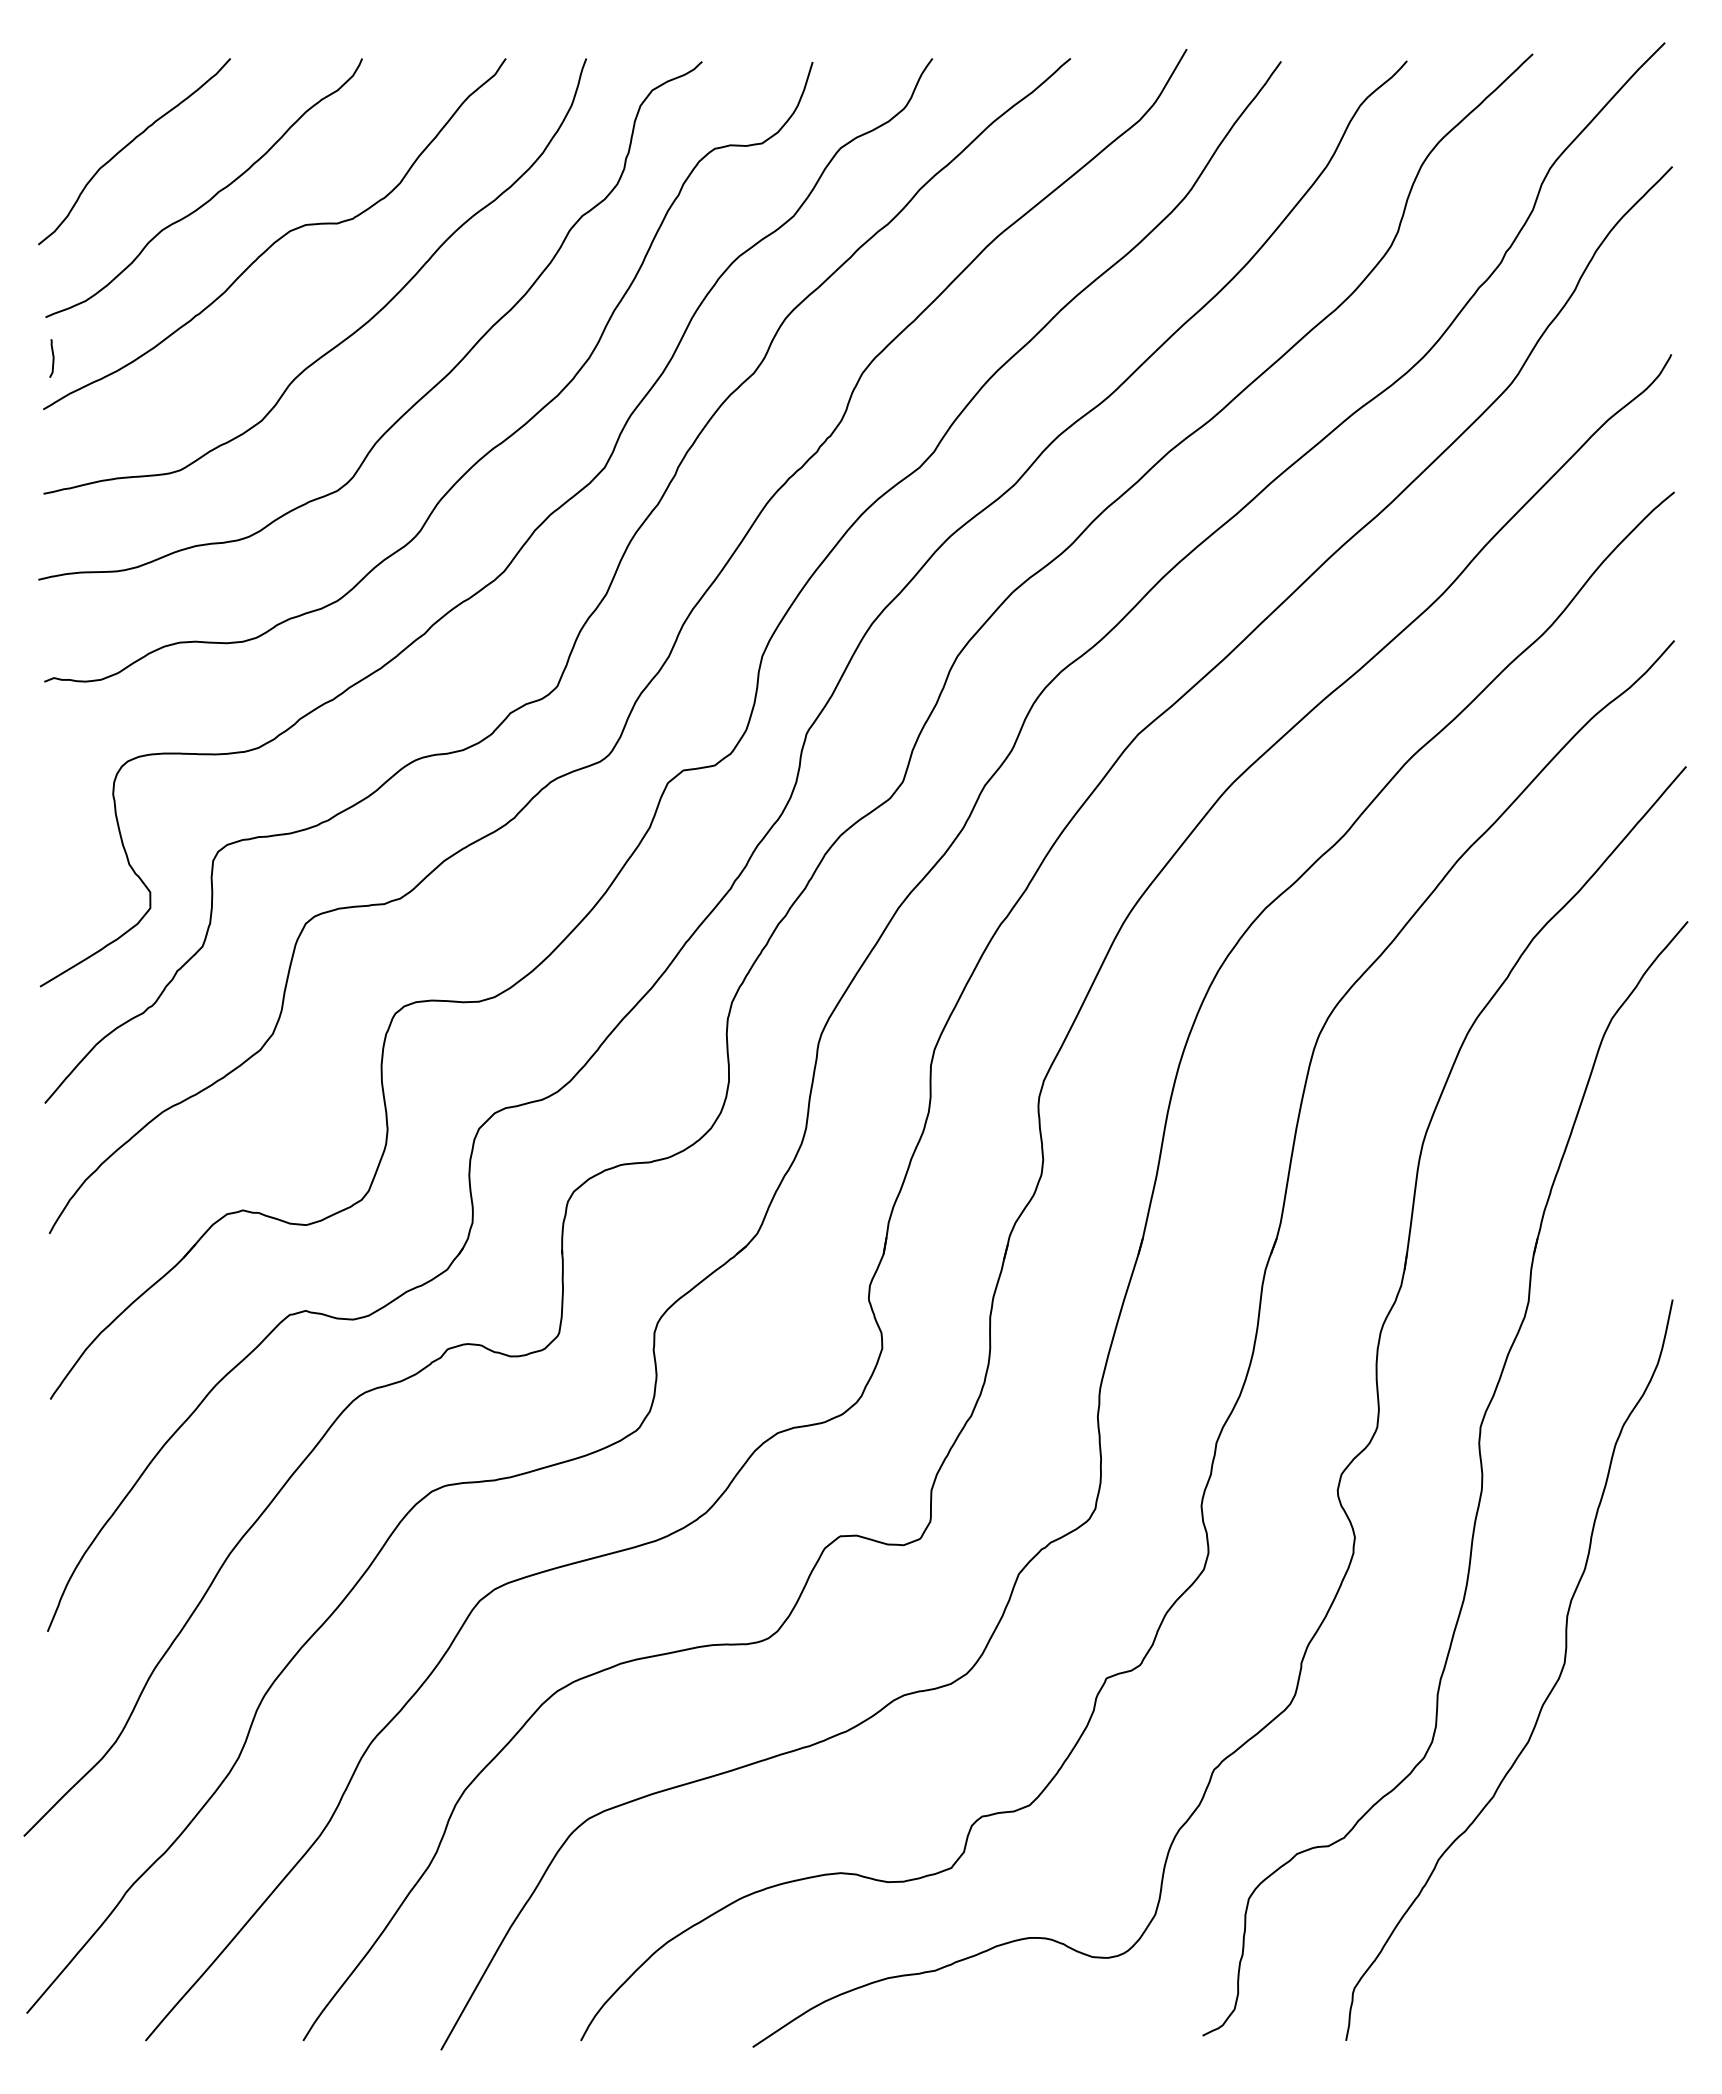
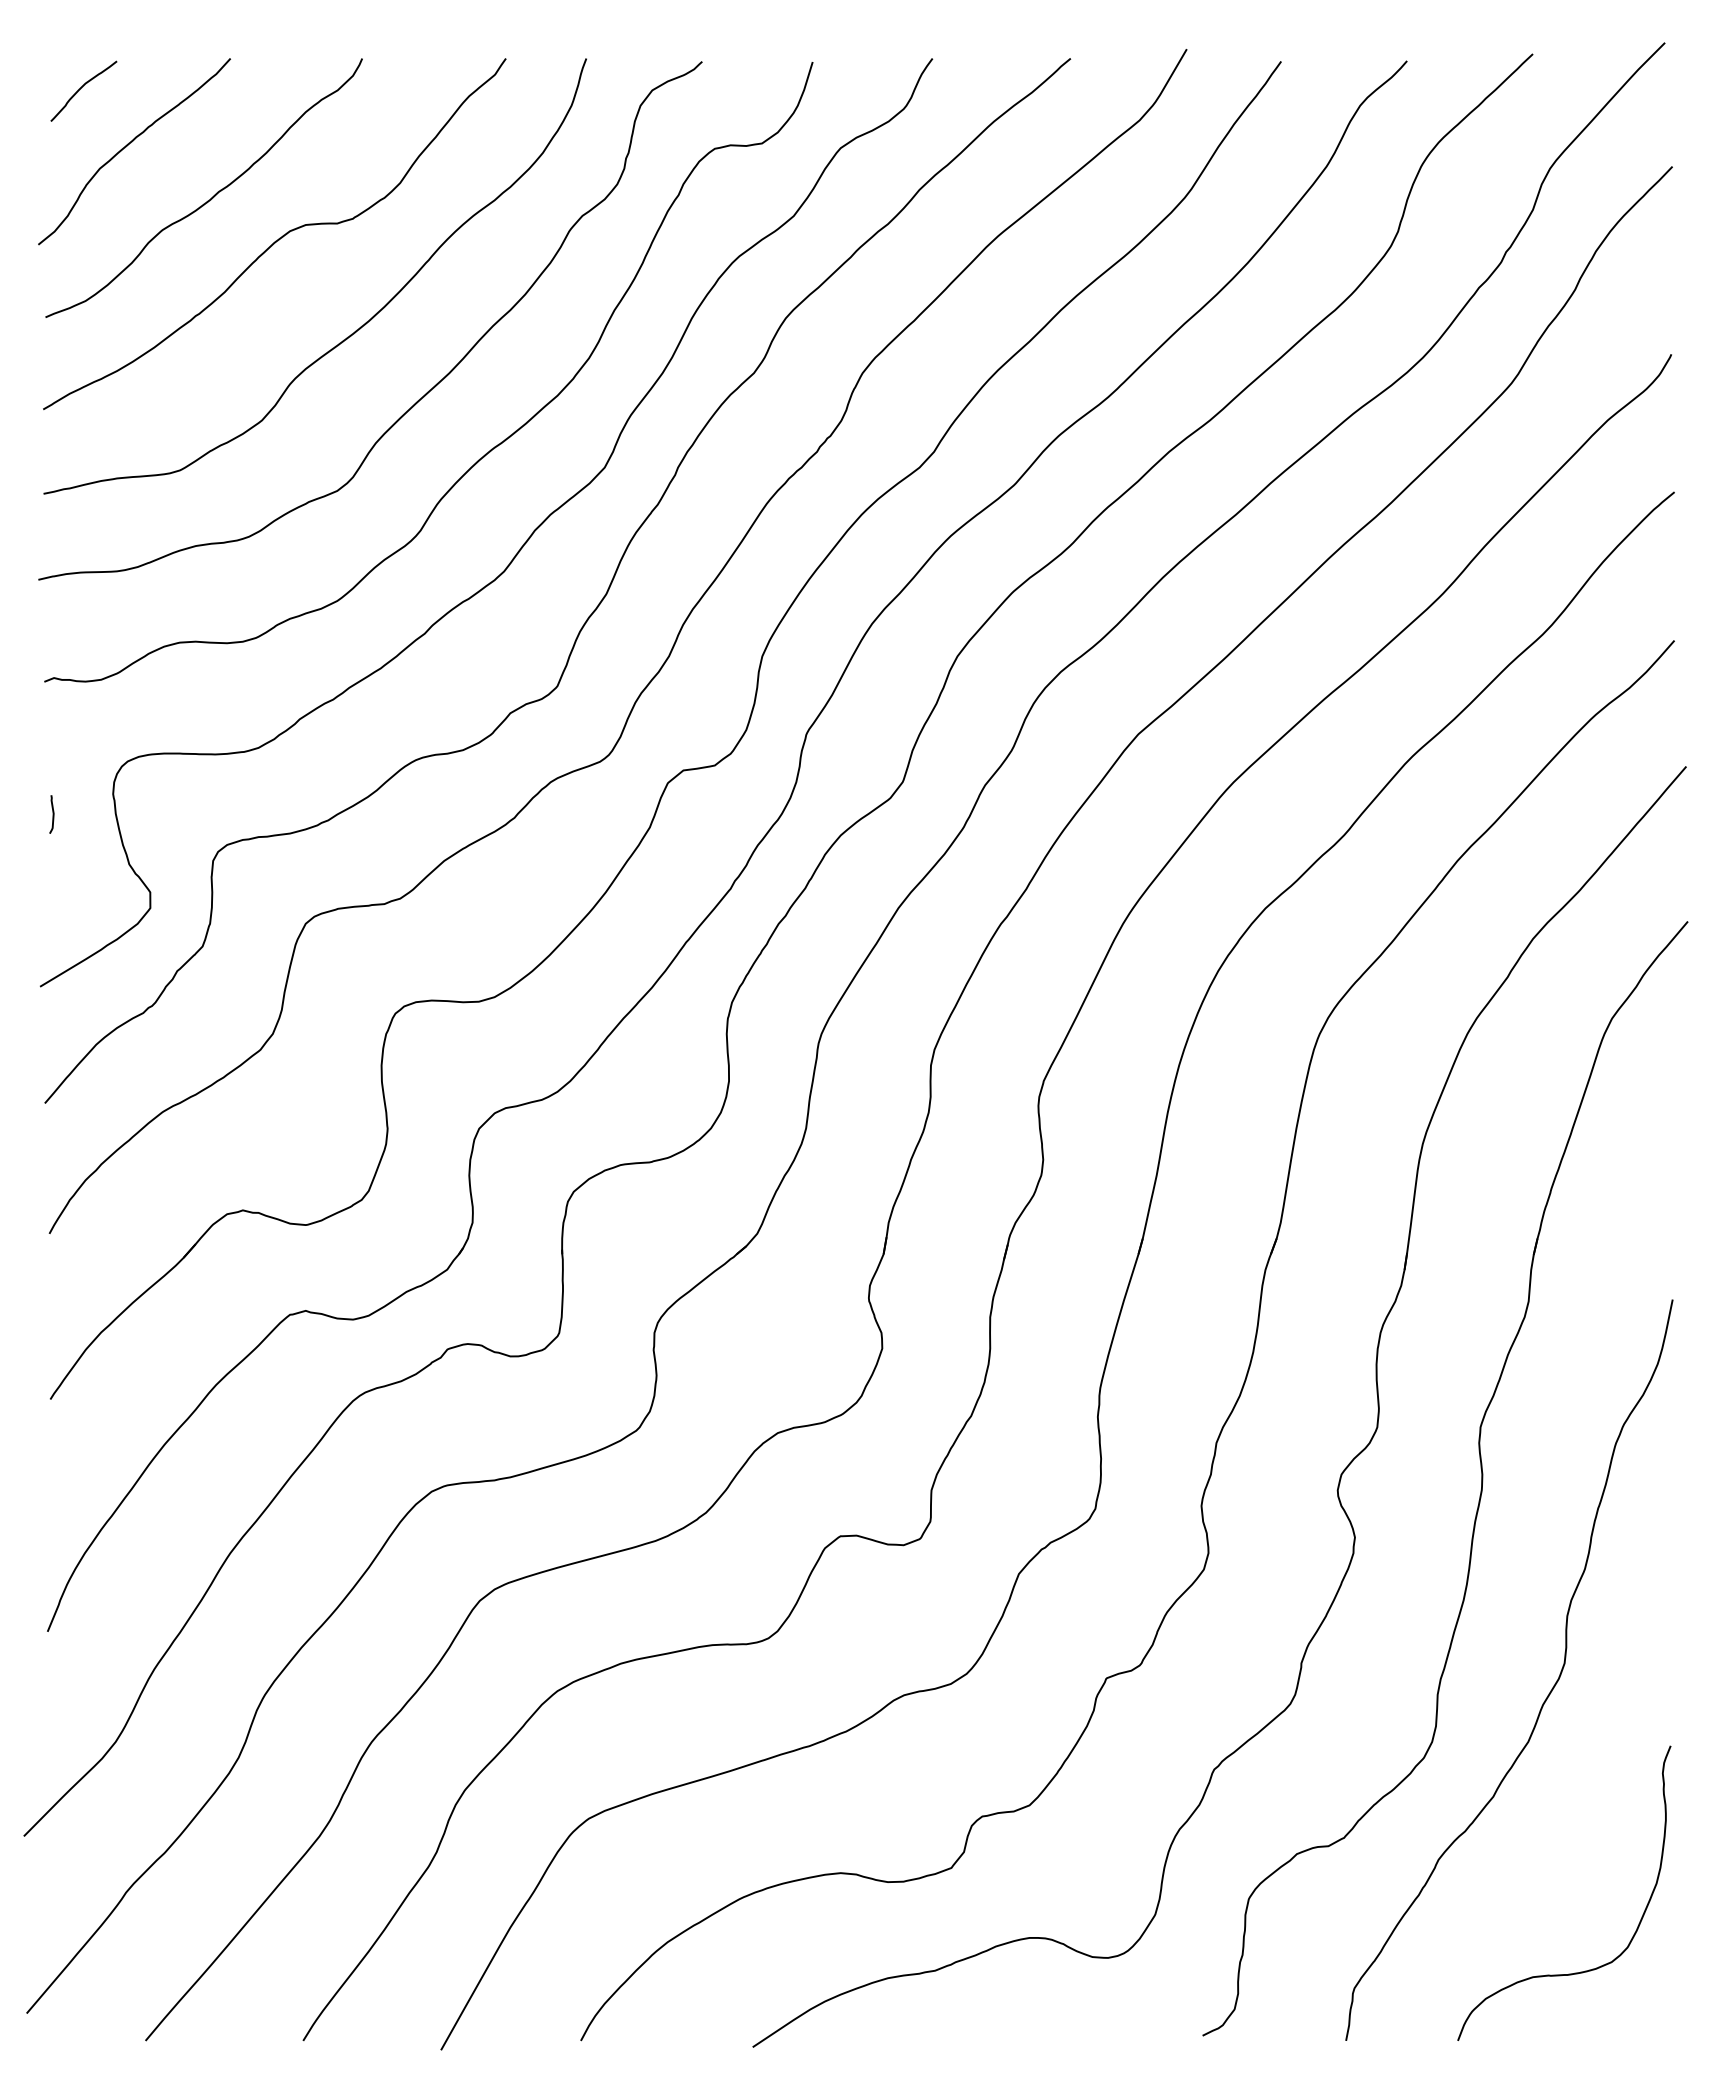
curve: none -> present (81, 88)
curve position: (52, 358) -> (52, 814) (52, 814)
curve: none -> present (1638, 1923)
